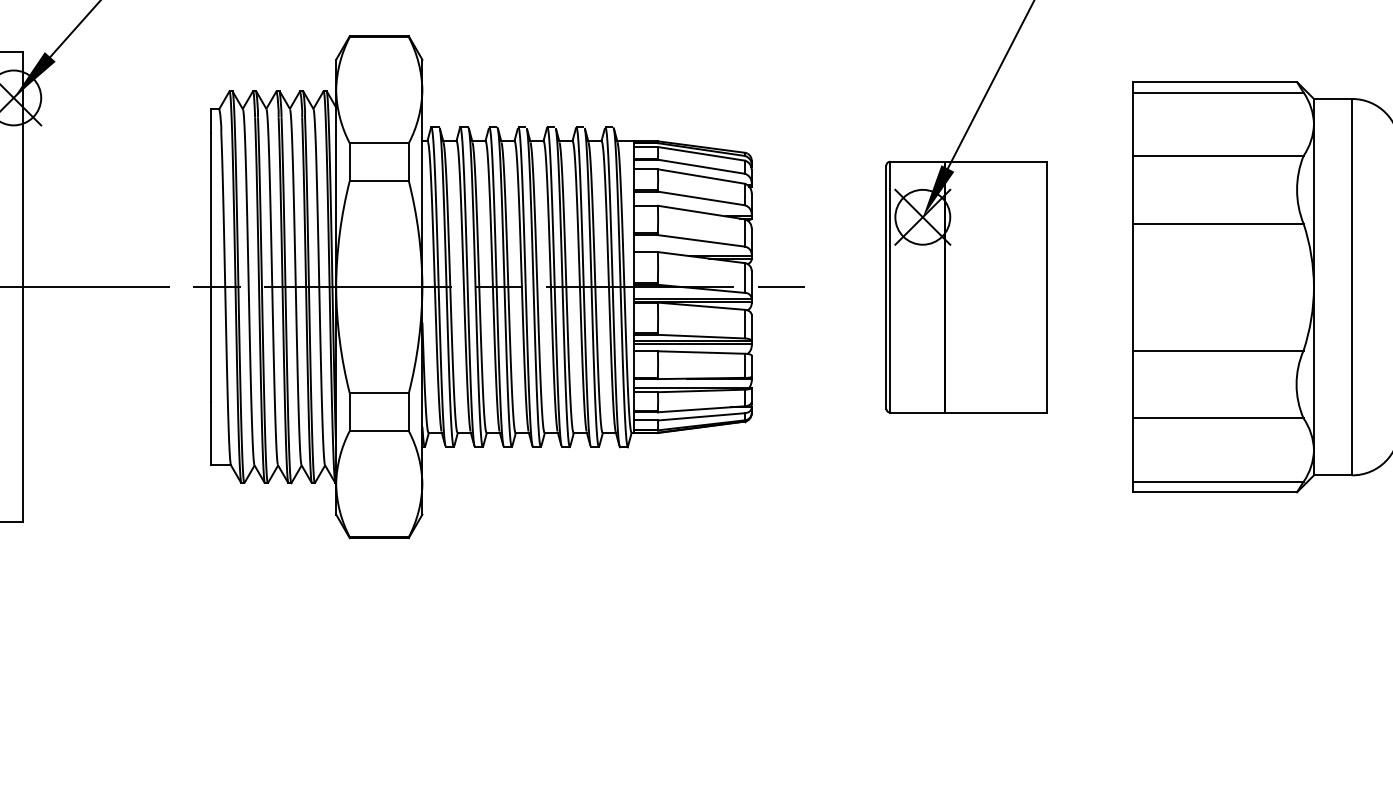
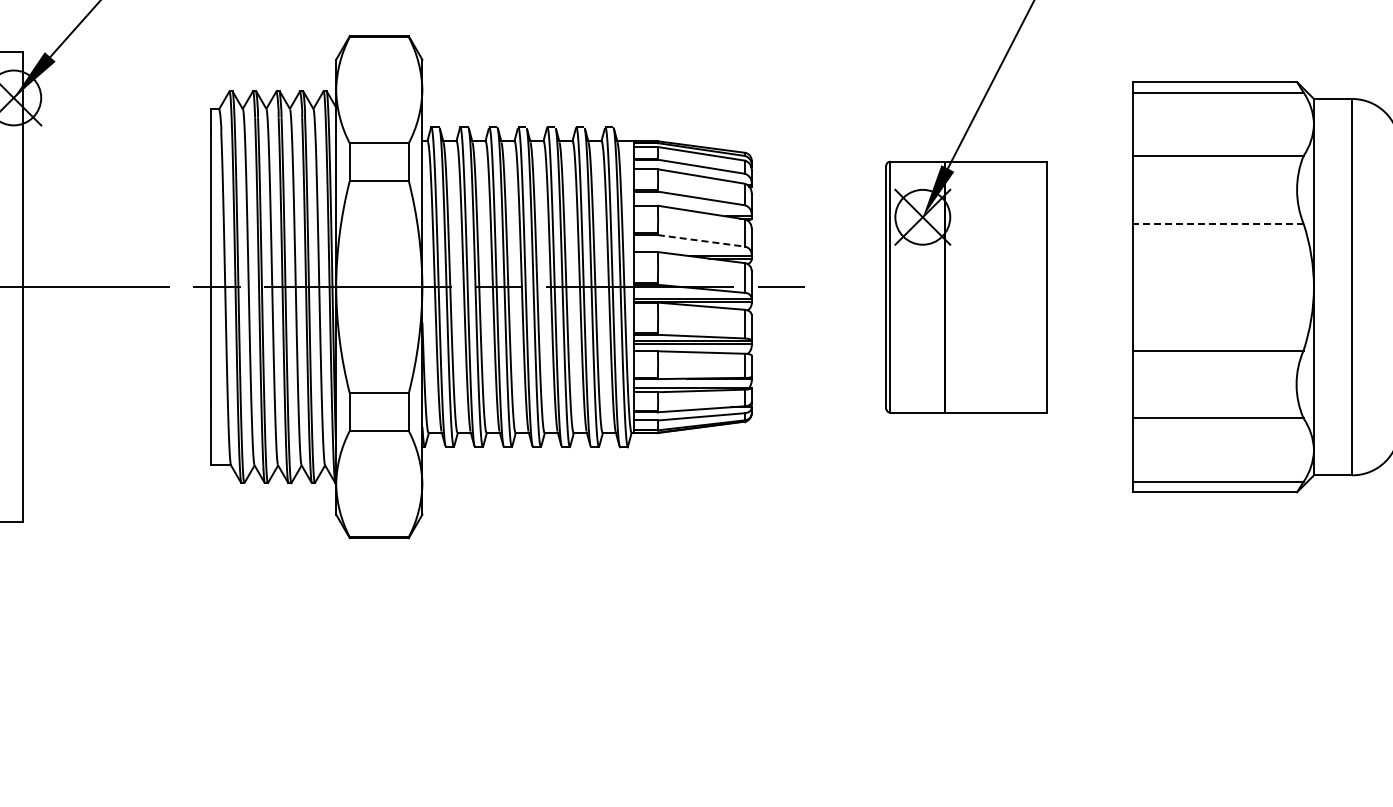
line: solid -> dashed (1217, 223)
line: solid -> dashed (701, 240)
